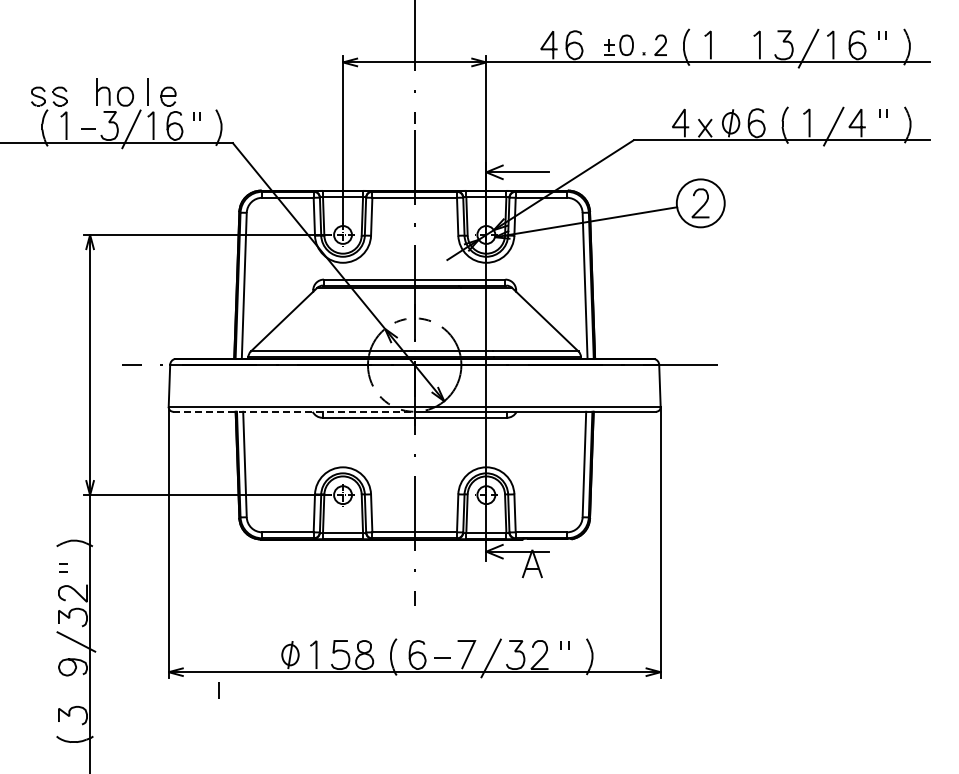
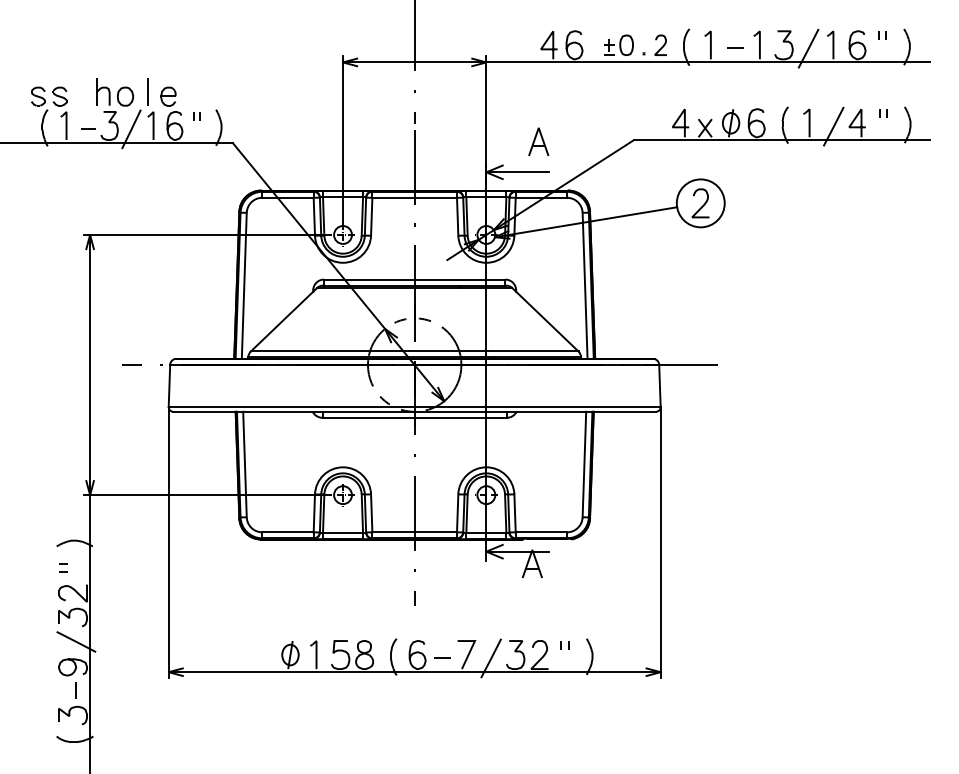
line: none -> present (735, 47)
part: none -> present (538, 141)
line: dashed -> solid (294, 411)
line position: (218, 690) -> (75, 690) (75, 690)
